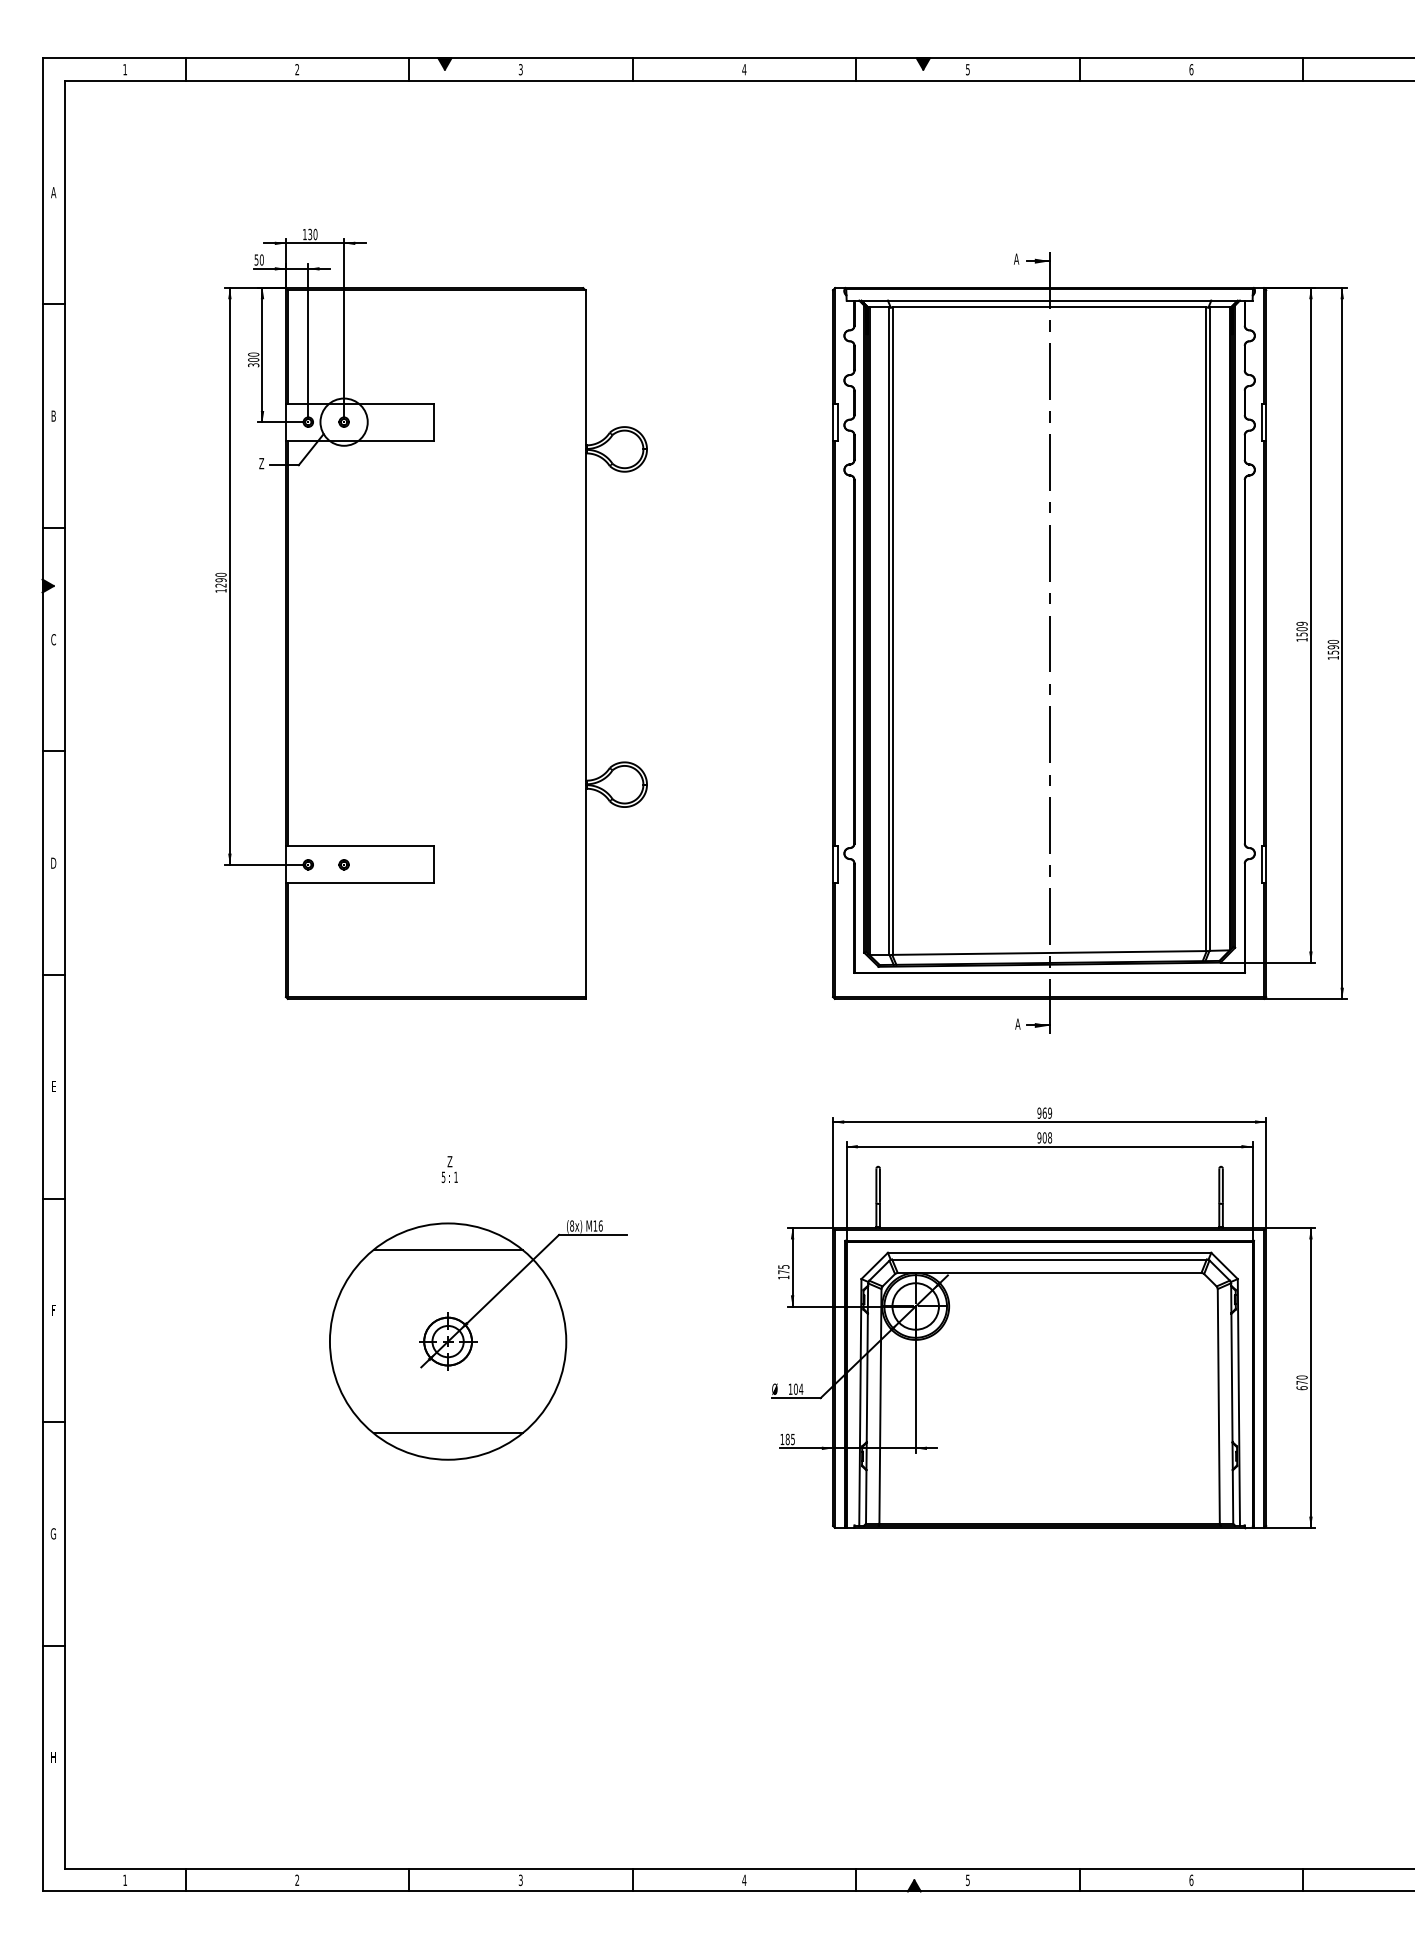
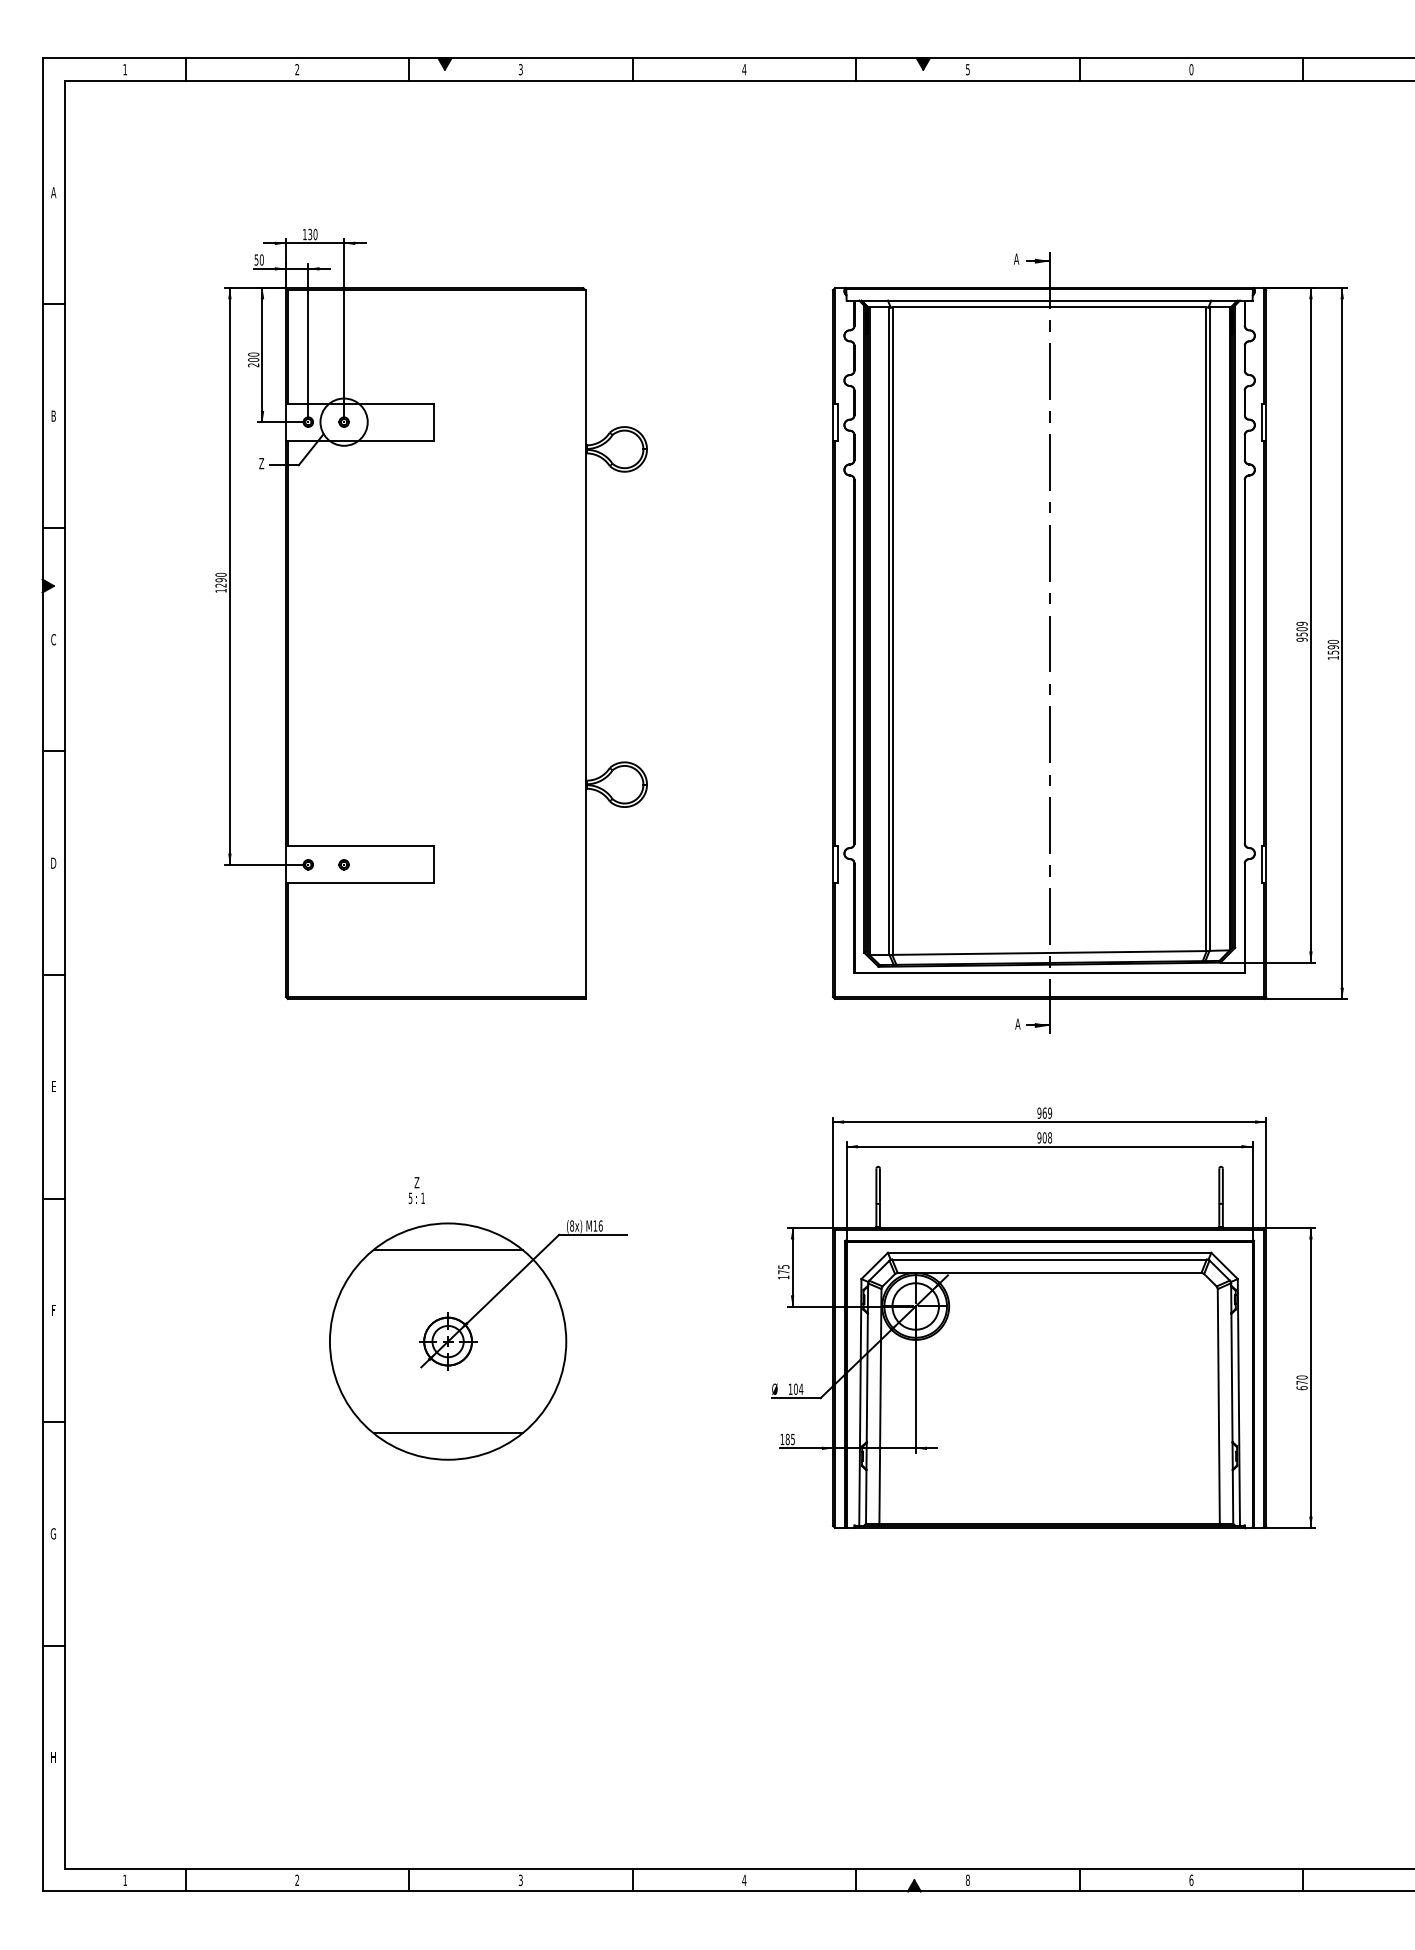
text: 6 -> 0 (1191, 69)
text: 300 -> 200 (253, 365)
text: 1509 -> 9509 (1301, 639)
text position: (449, 1169) -> (416, 1190) (416, 1190)
text: 5 -> 8 (967, 1879)
